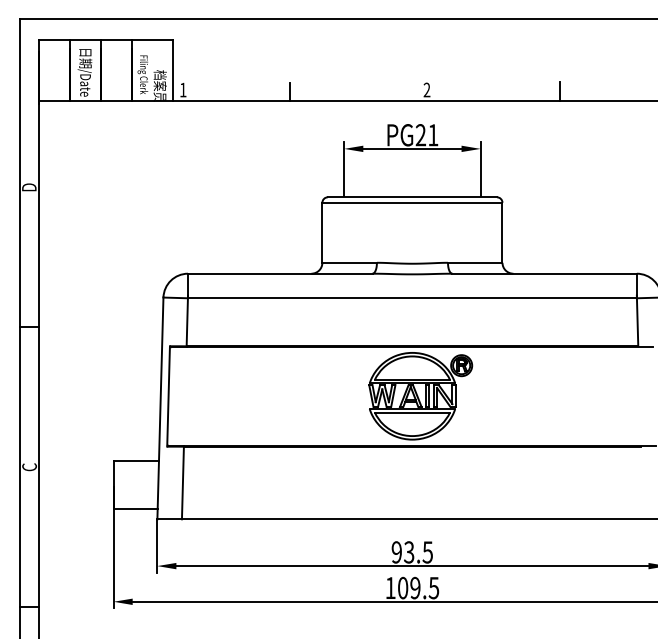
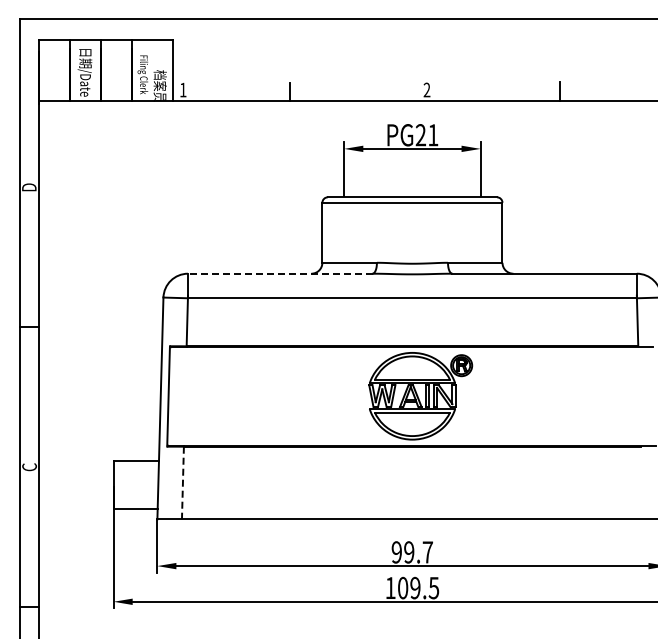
line: solid -> dashed (279, 273)
line: solid -> dashed (182, 483)
text: 93.5 -> 99.7 (418, 552)
